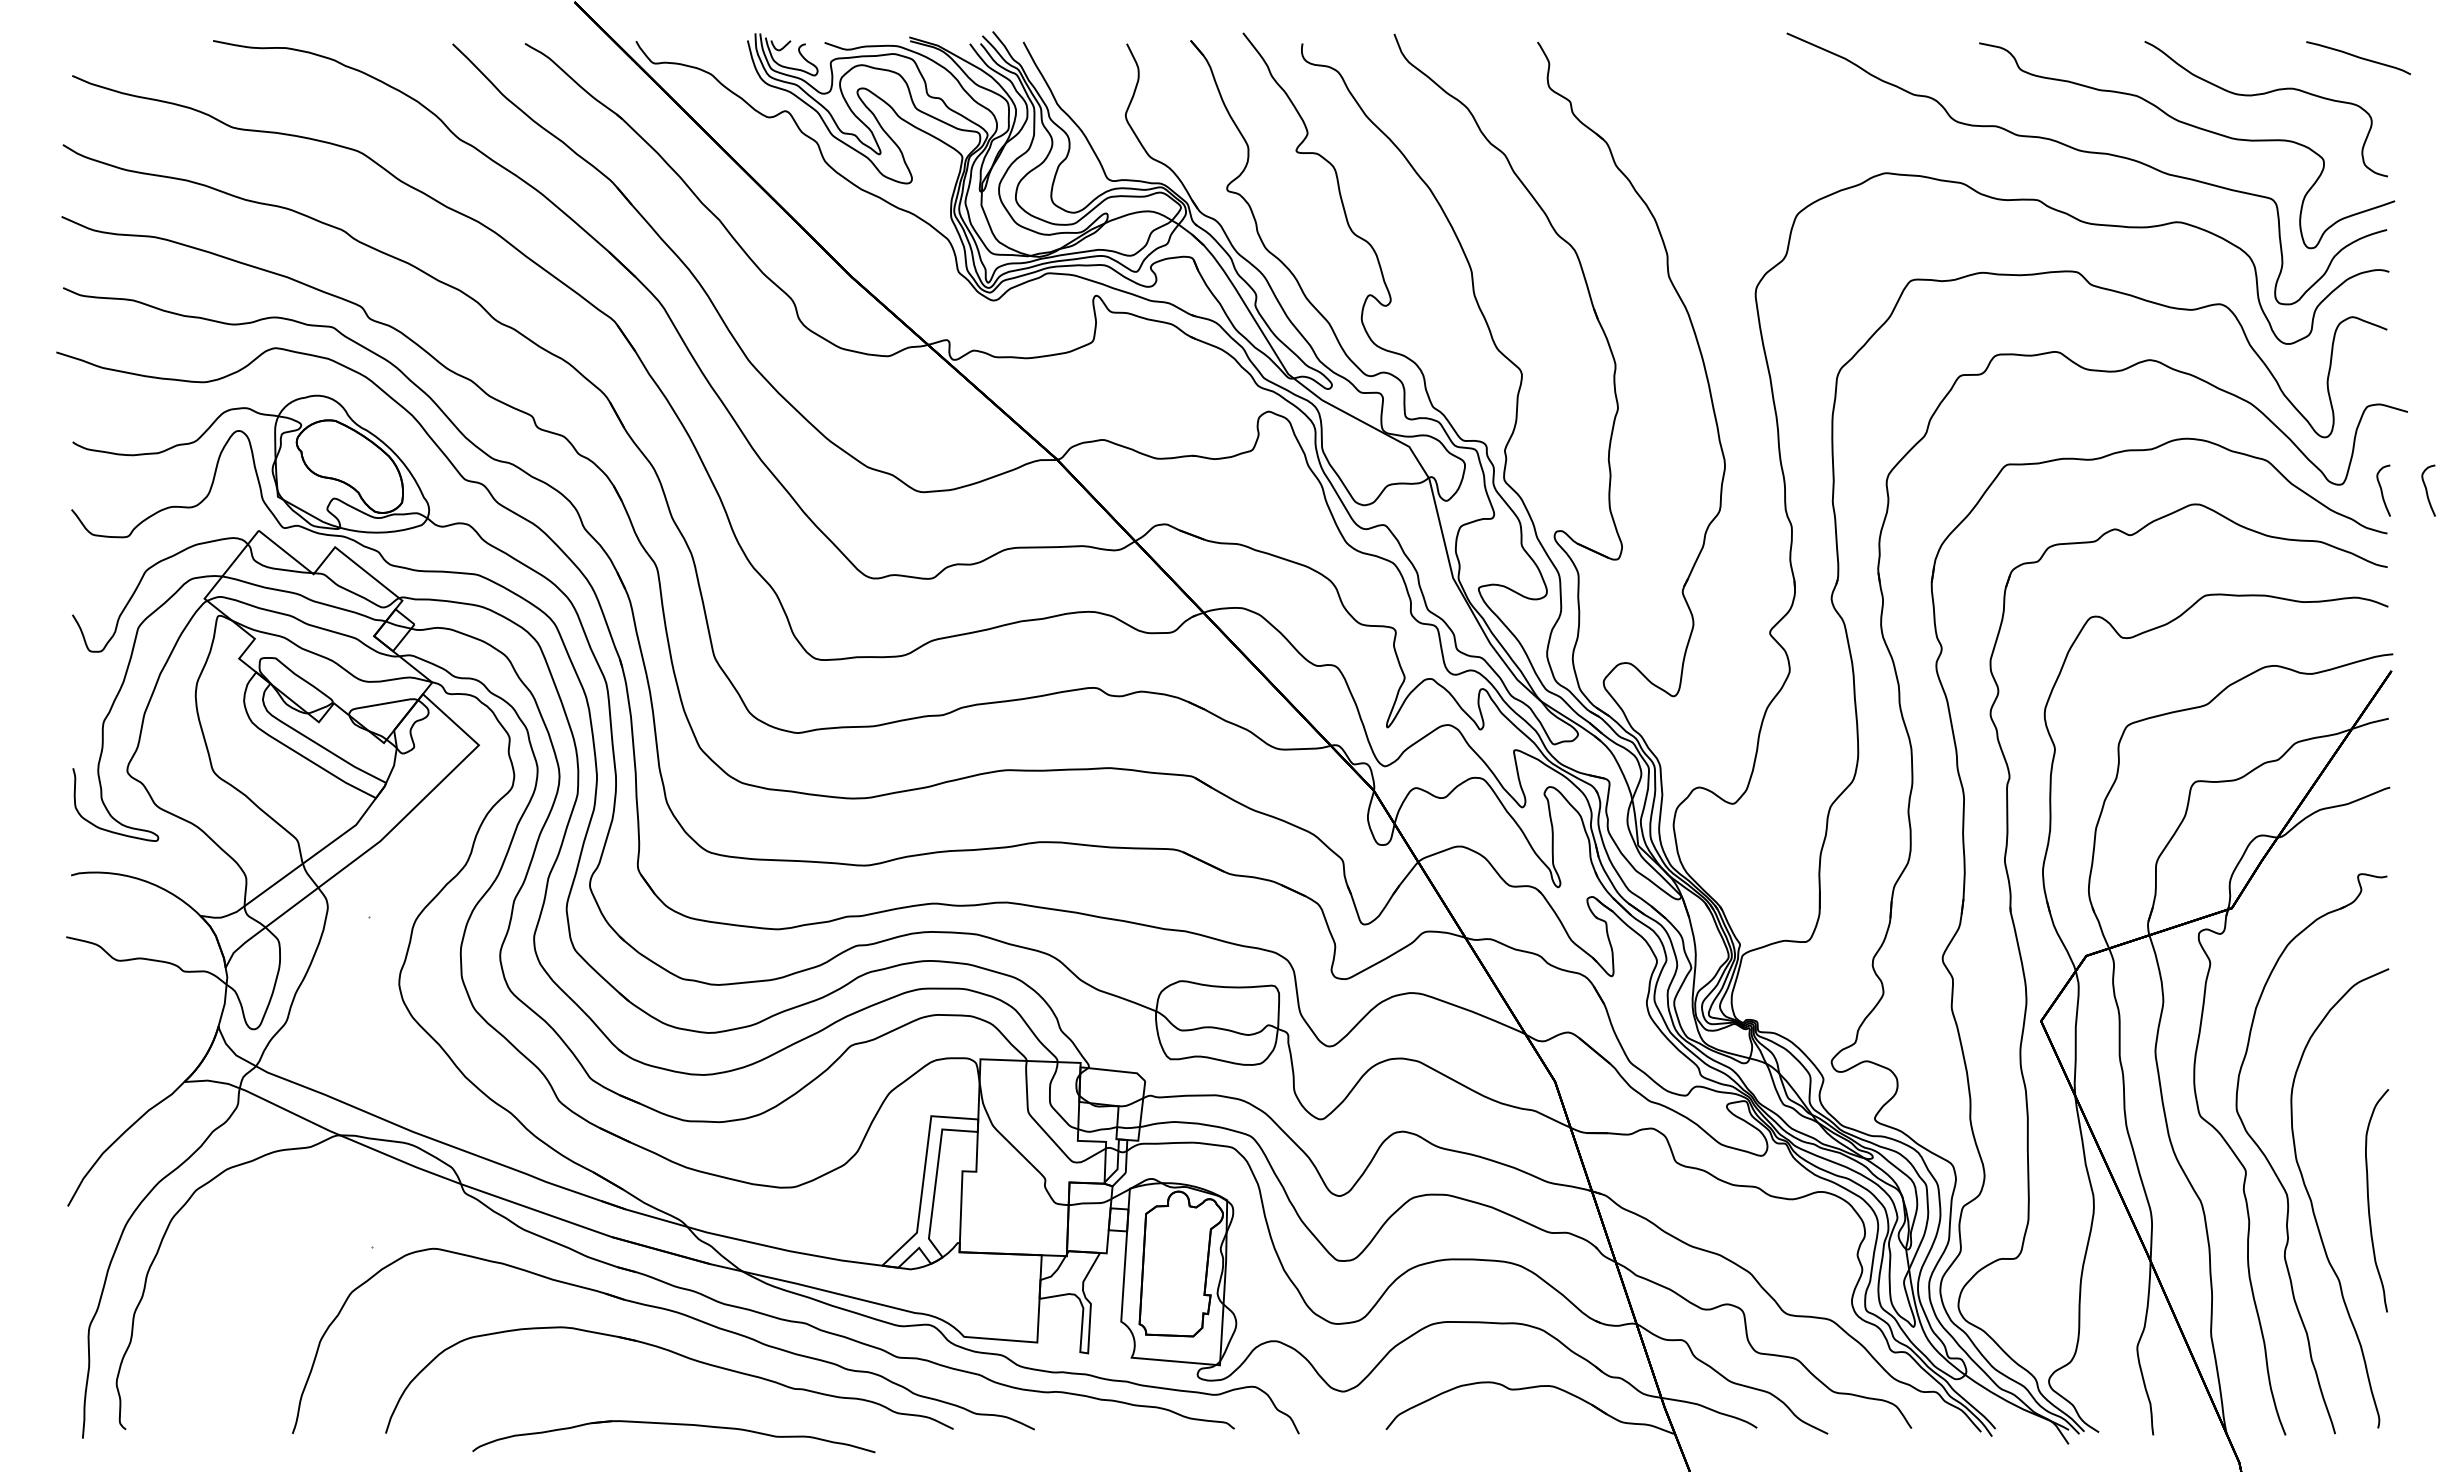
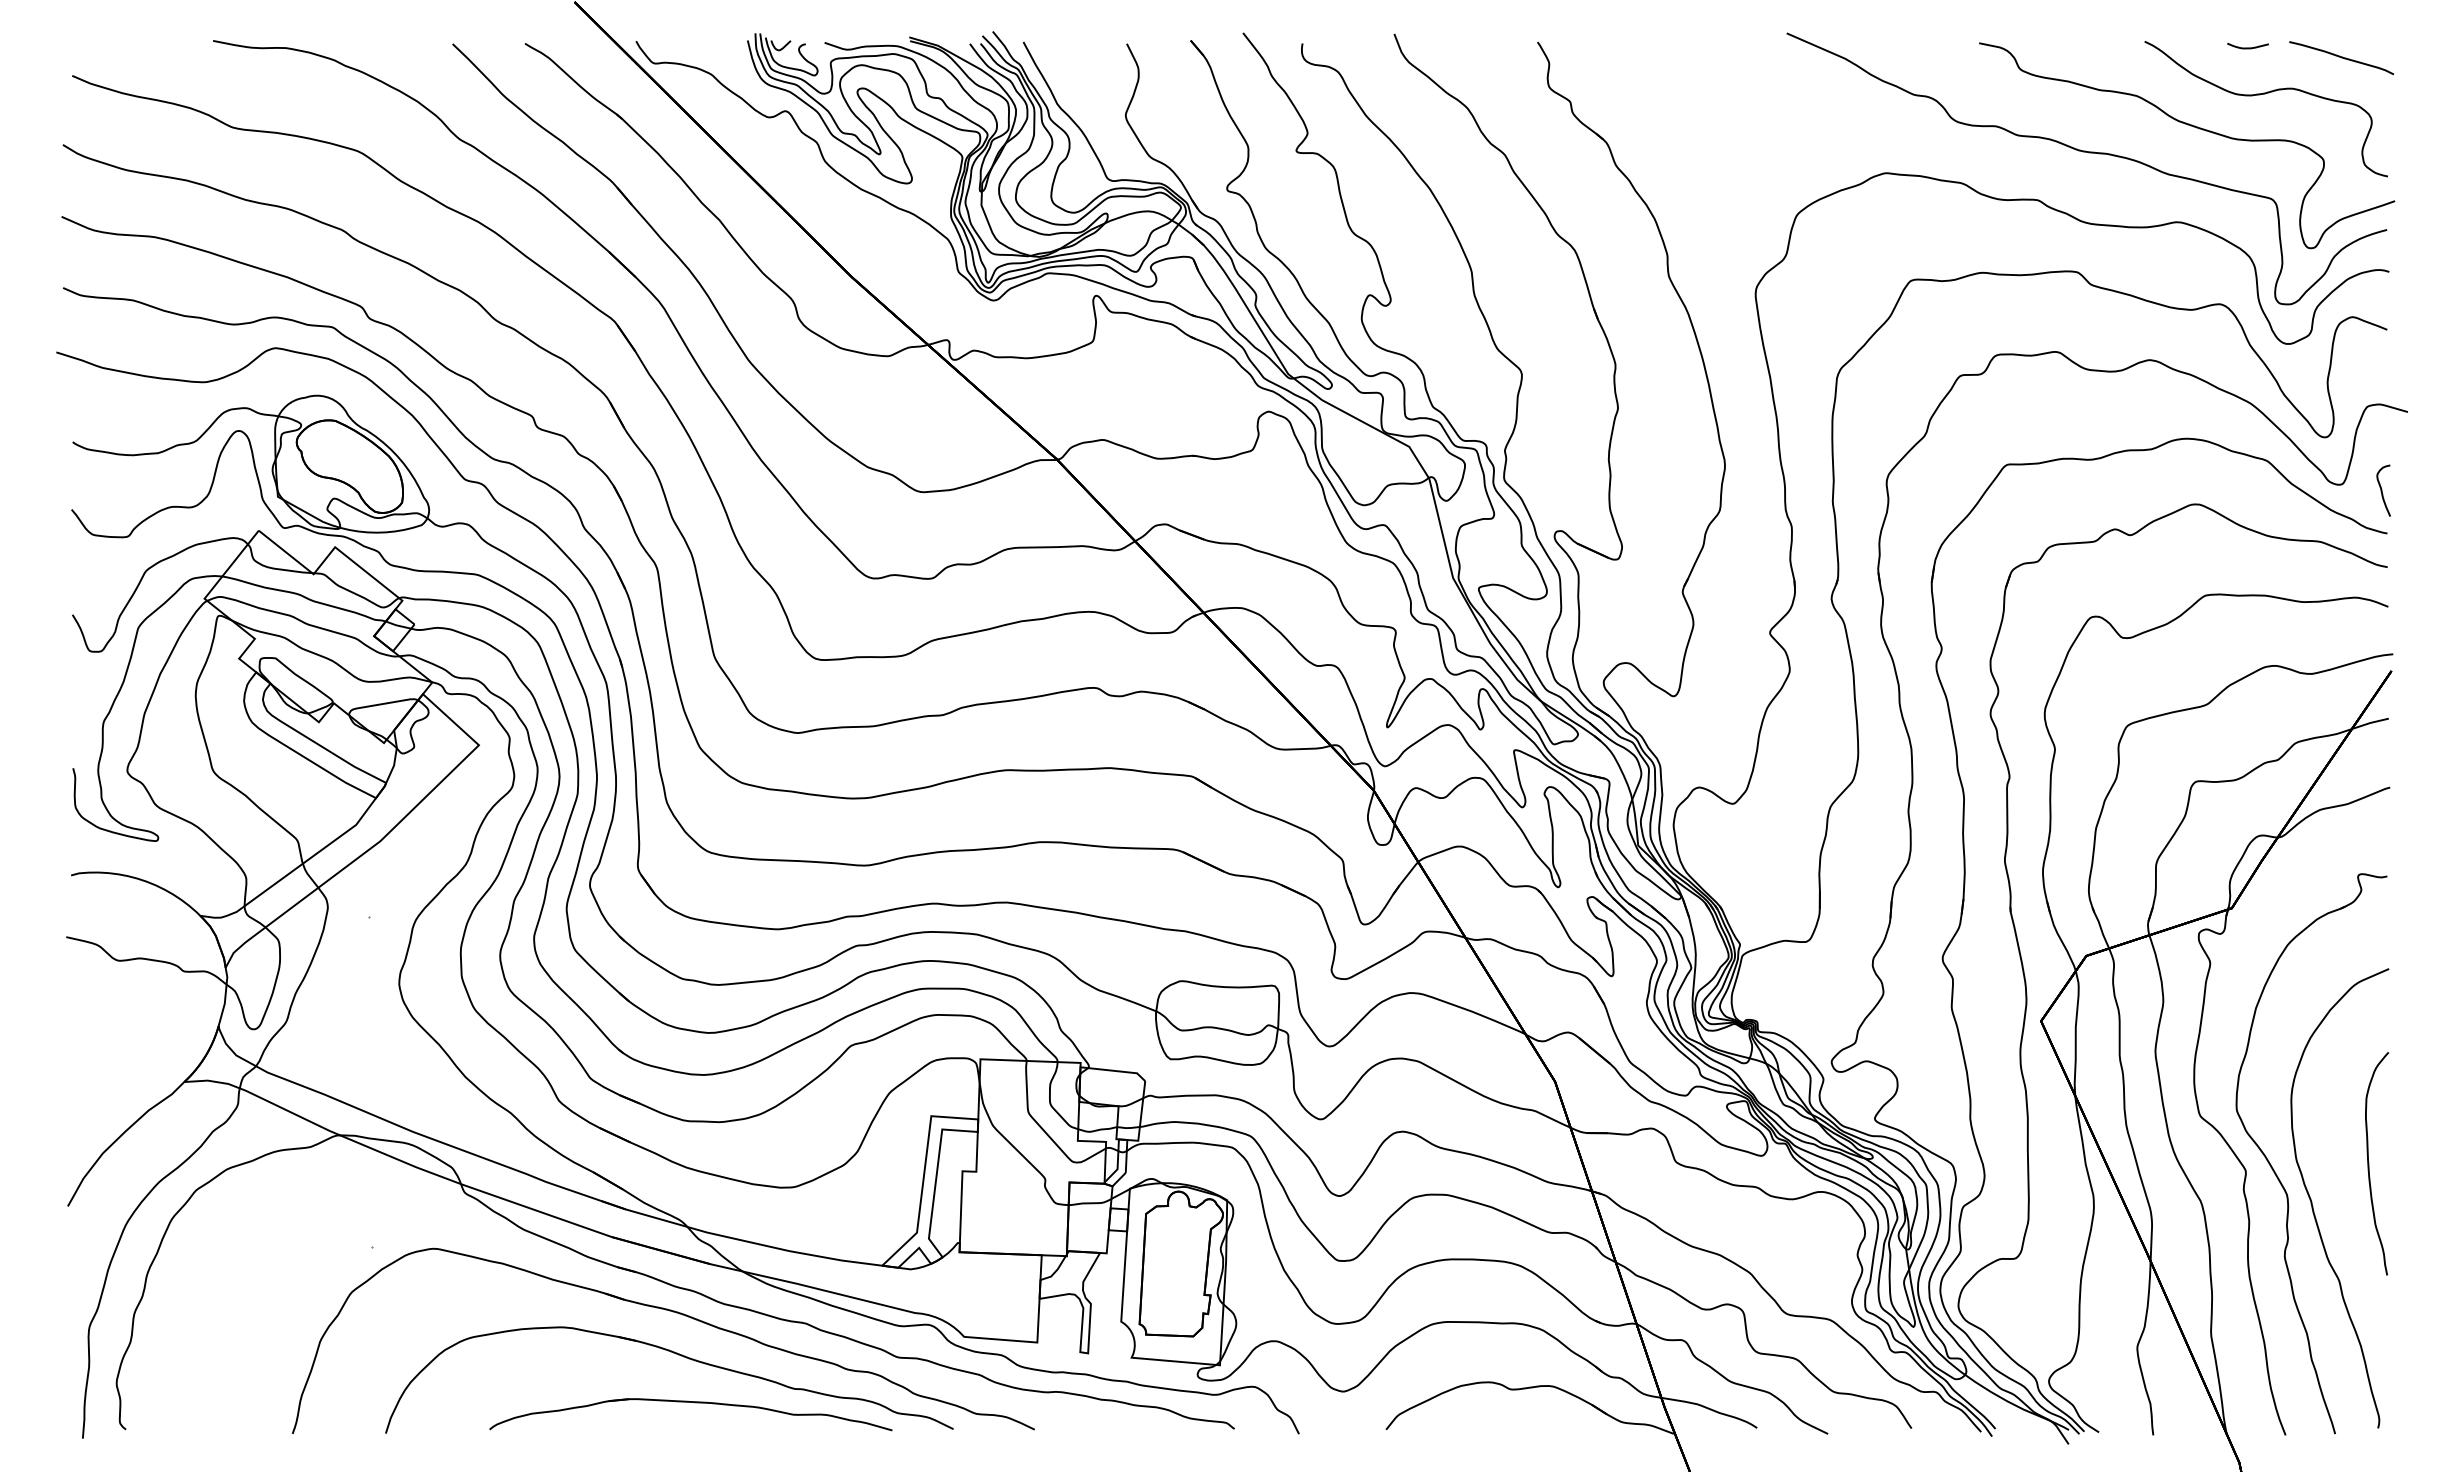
curve: none -> present (2247, 47)
curve position: (2358, 58) -> (2341, 58) (2341, 58)
curve: present -> none (2427, 490)
curve position: (2369, 1200) -> (2369, 1163) (2369, 1163)
part position: (677, 1425) -> (694, 1403) (694, 1403)
